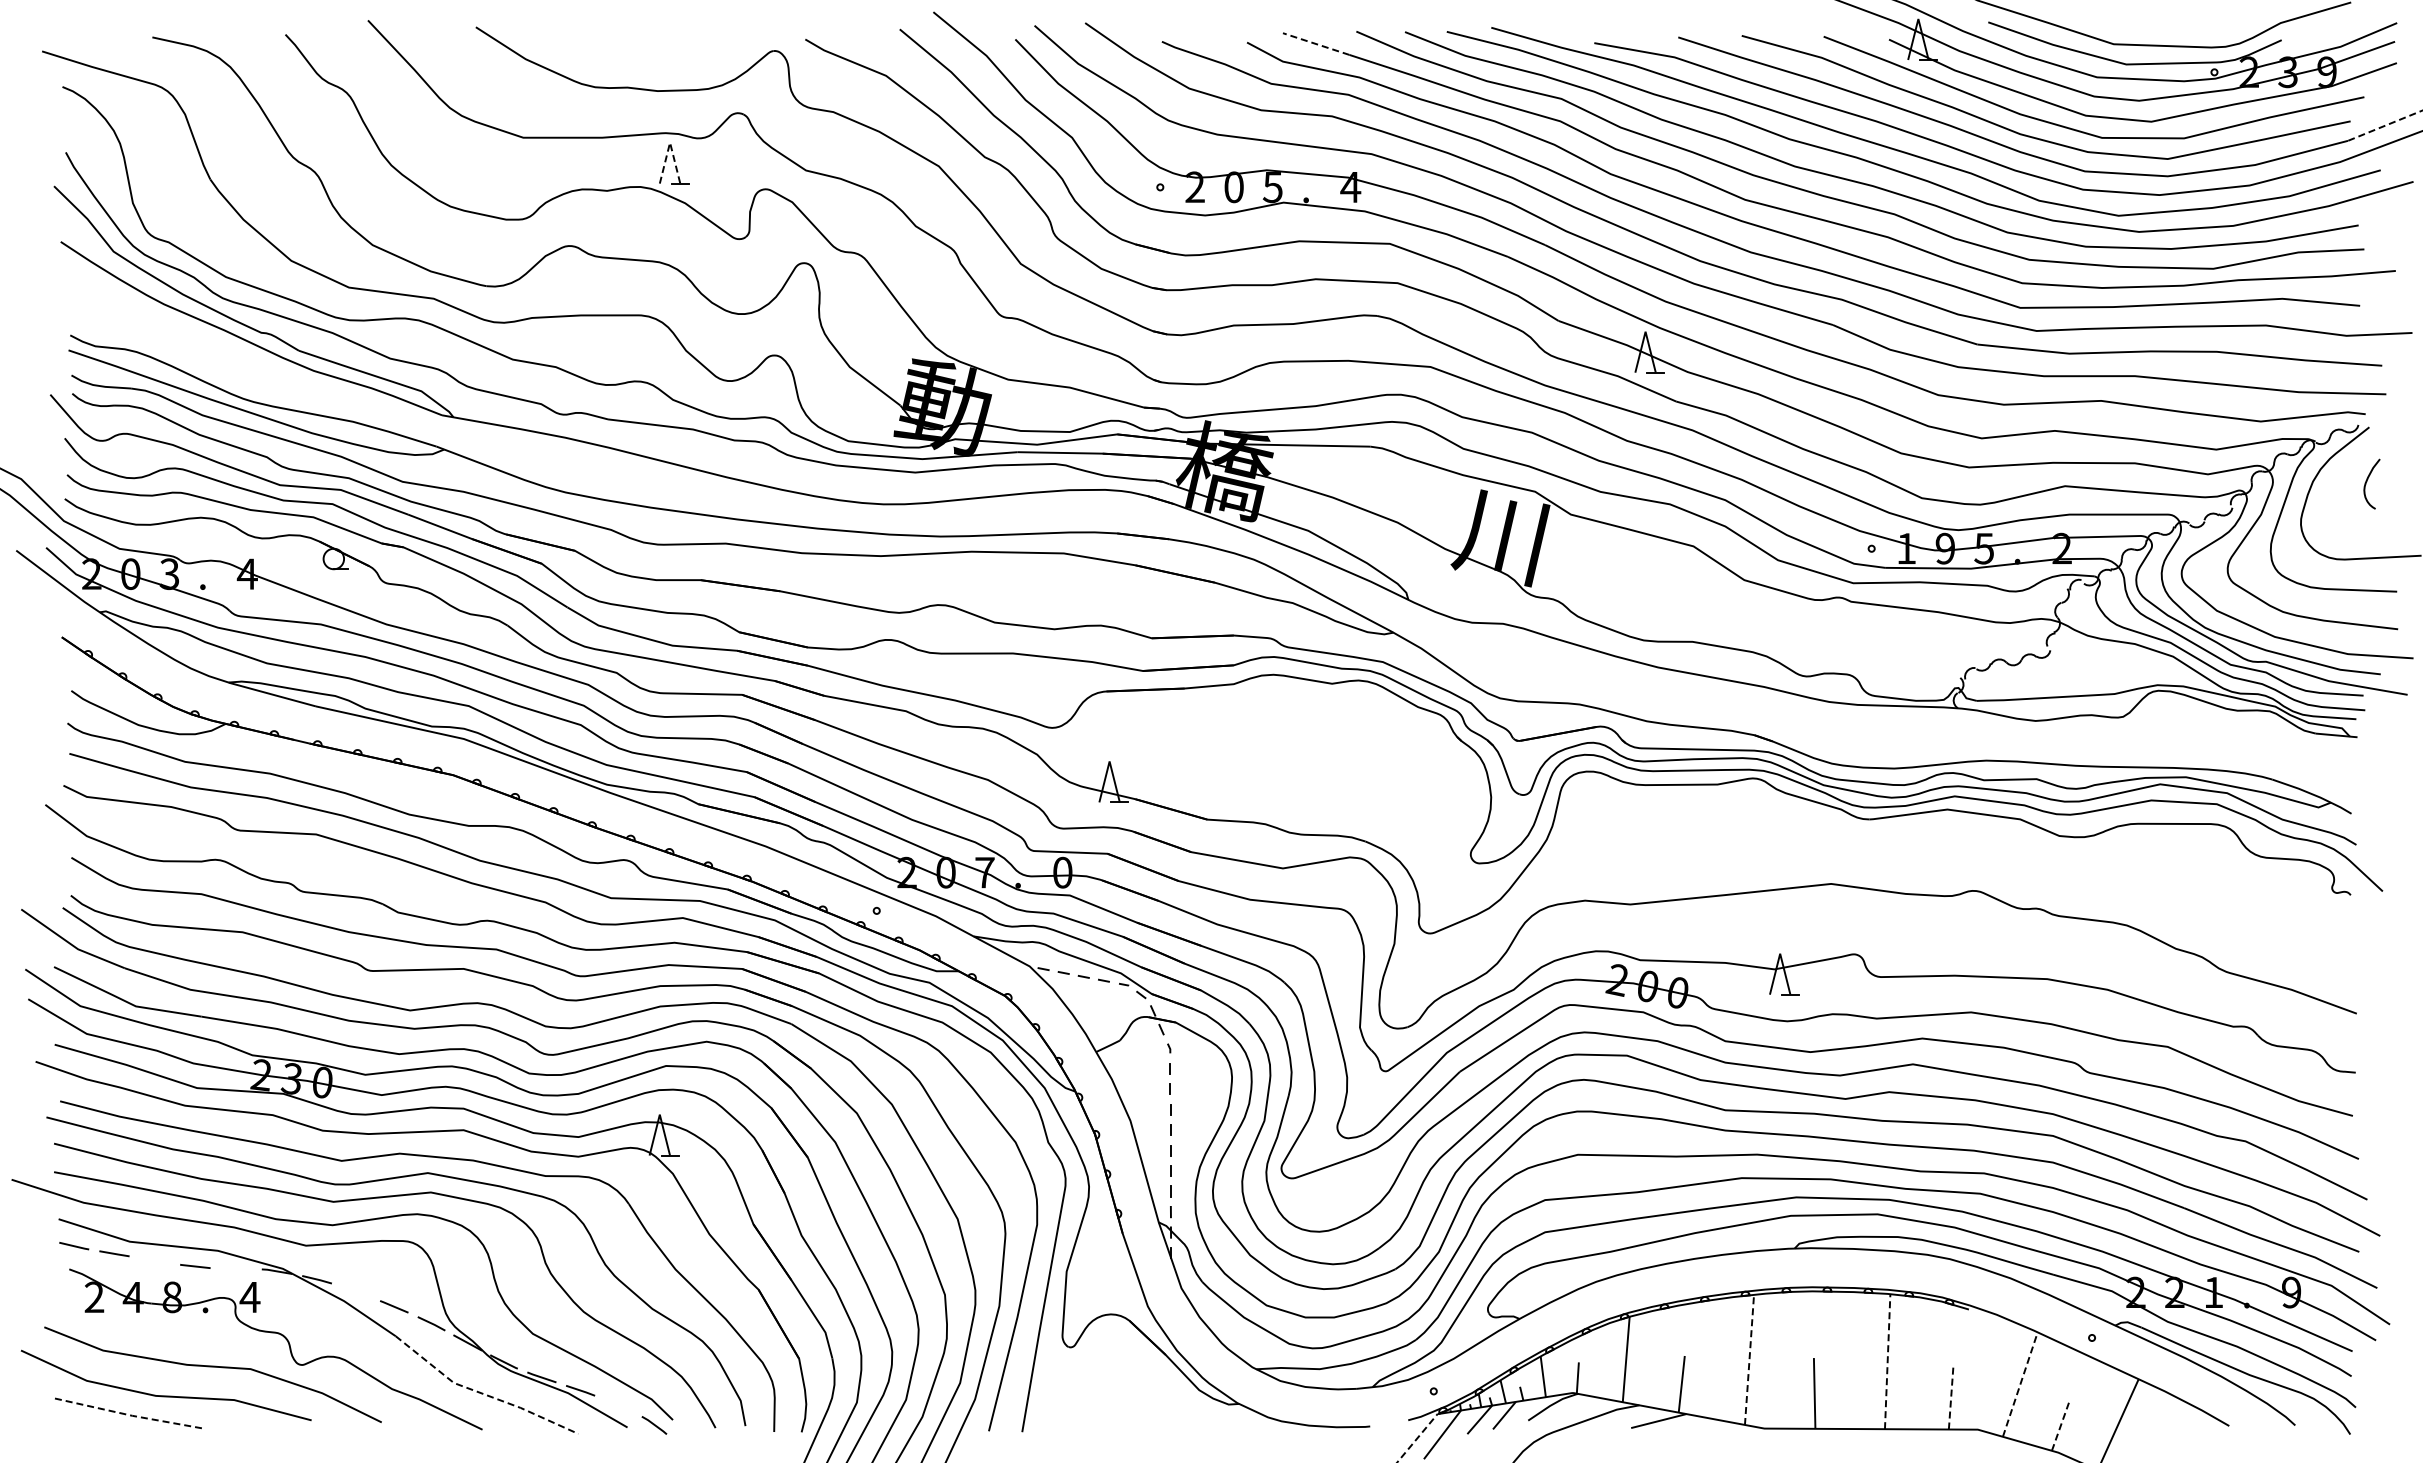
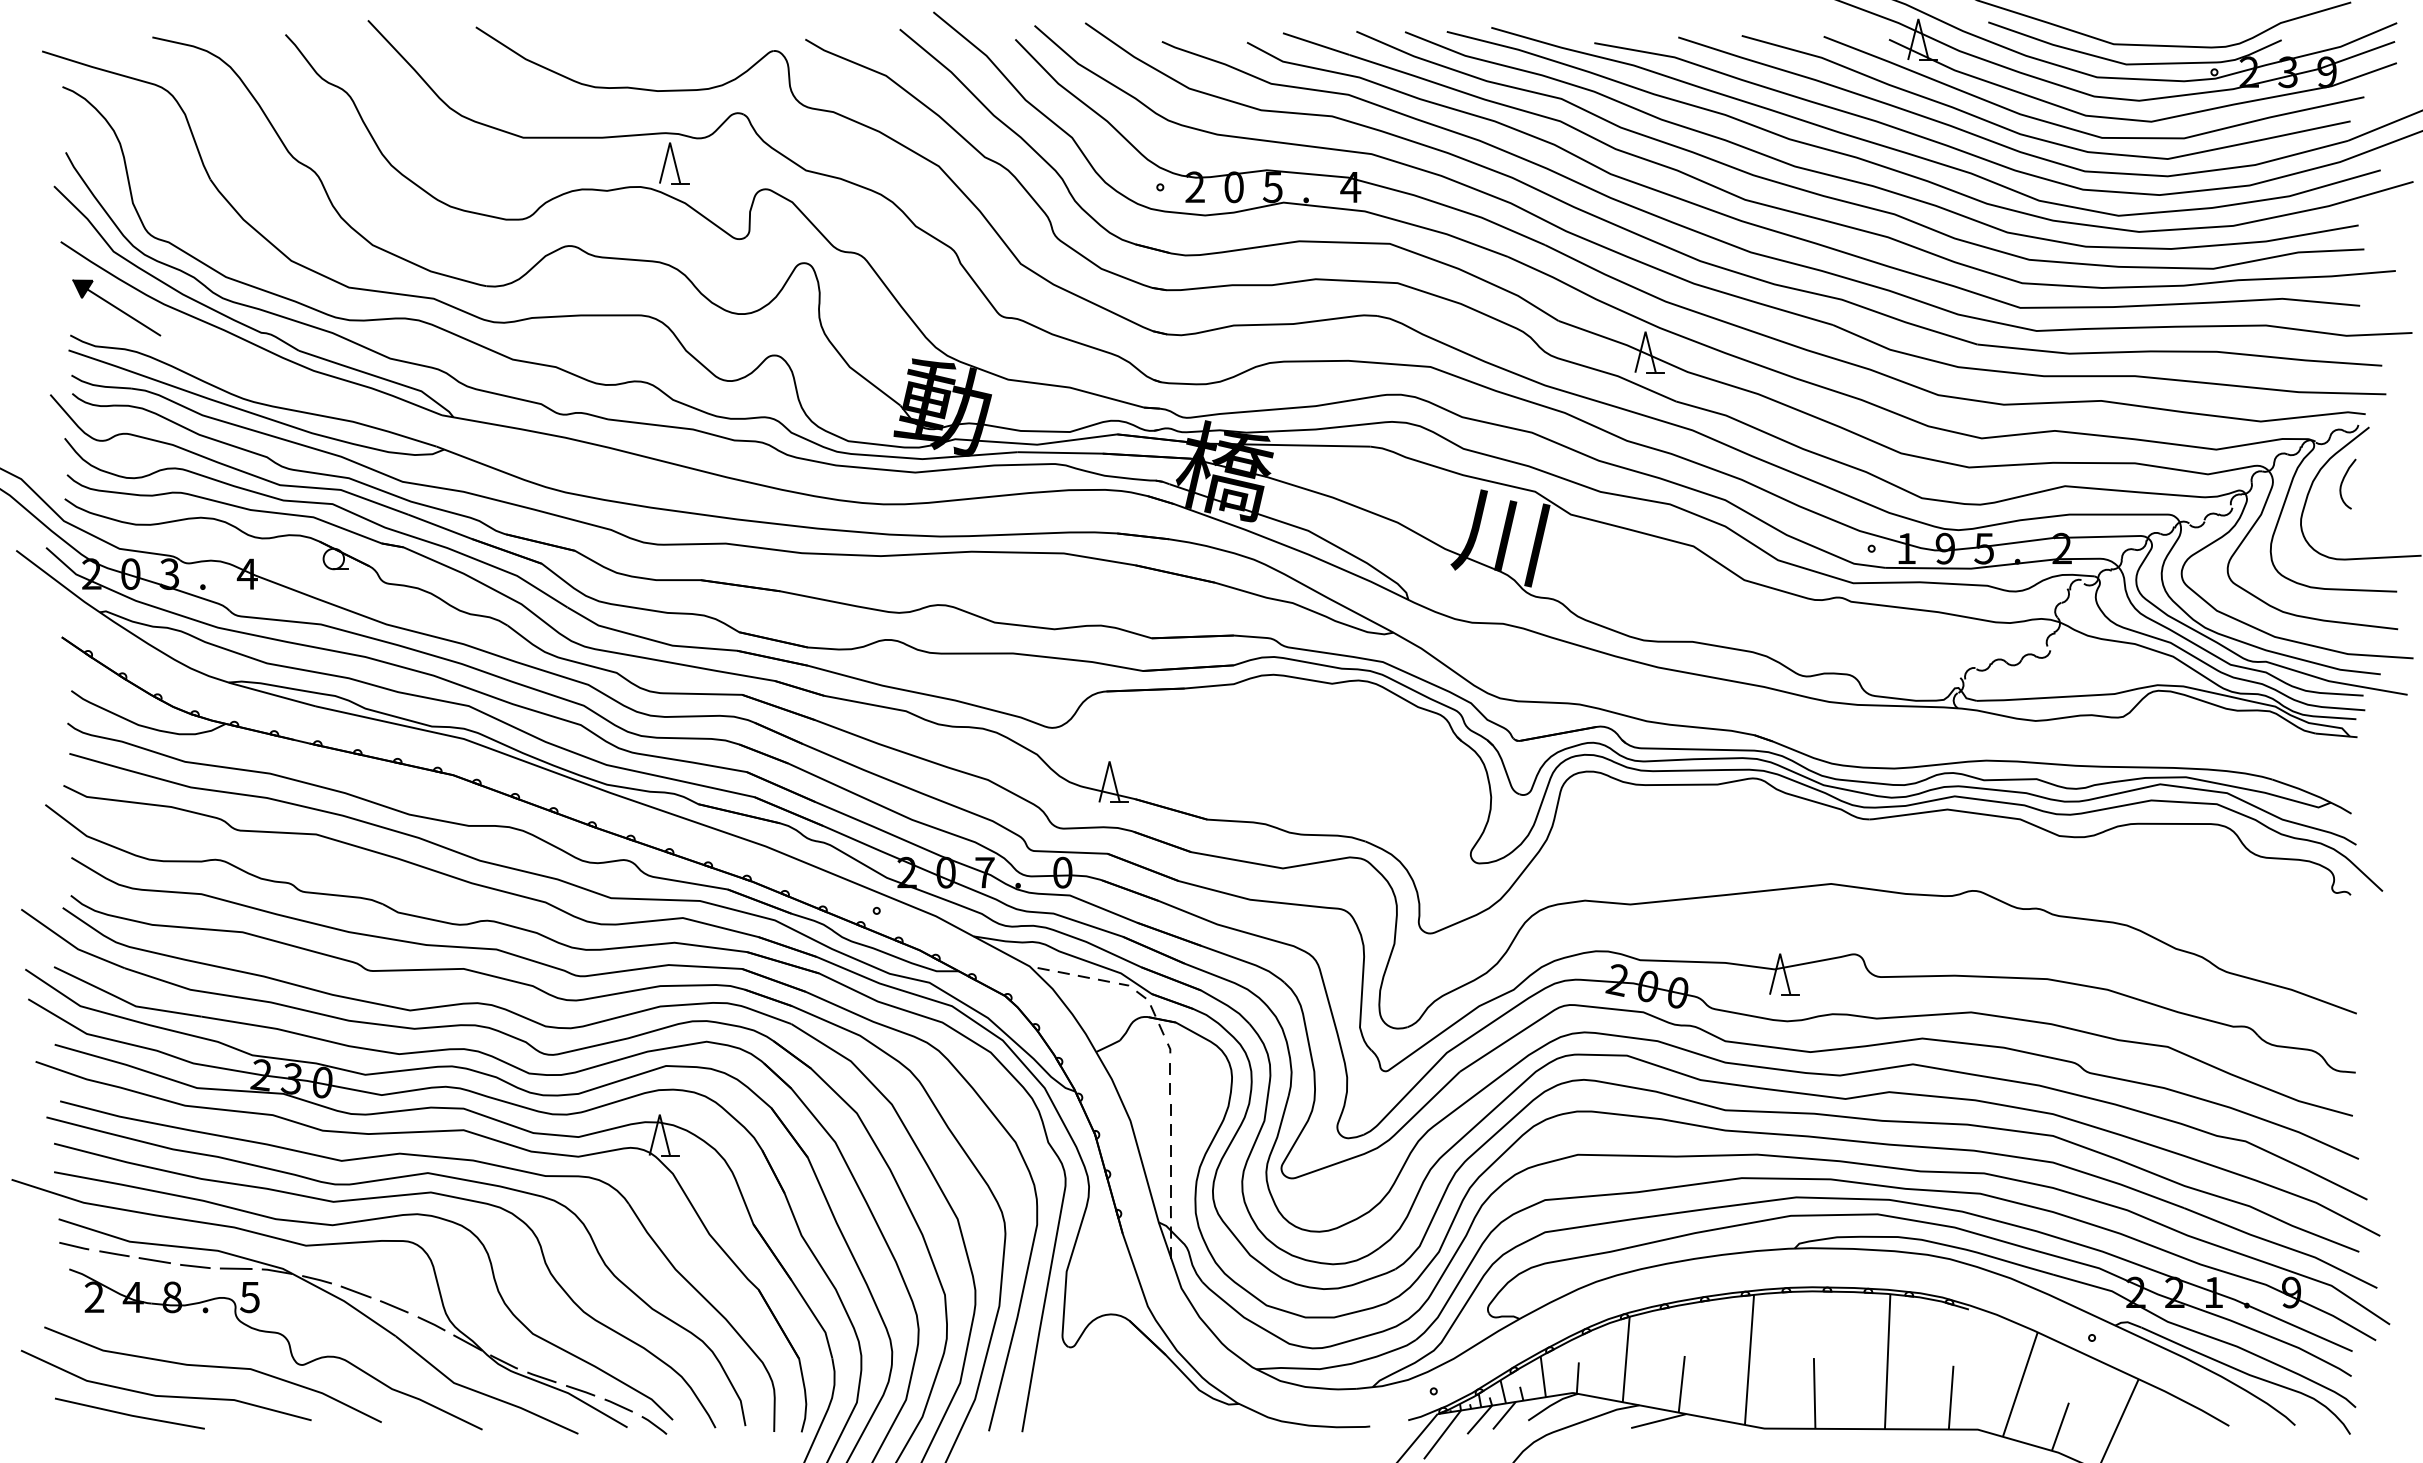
line: dashed -> solid (1316, 44)
line: dashed -> solid (2384, 125)
line: dashed -> solid (670, 142)
part: none -> present (116, 307)
curve position: (2367, 481) -> (2343, 481) (2343, 481)
line: none -> present (154, 1260)
line: none -> present (235, 1268)
line: none -> present (355, 1291)
text: 4 -> 5 (249, 1297)
line: dashed -> solid (1749, 1359)
line: dashed -> solid (1887, 1361)
line: dashed -> solid (2020, 1384)
line: dashed -> solid (482, 1393)
line: dashed -> solid (1951, 1397)
line: none -> present (618, 1405)
line: dashed -> solid (130, 1415)
line: dashed -> solid (2060, 1426)
line: dashed -> solid (1417, 1438)
